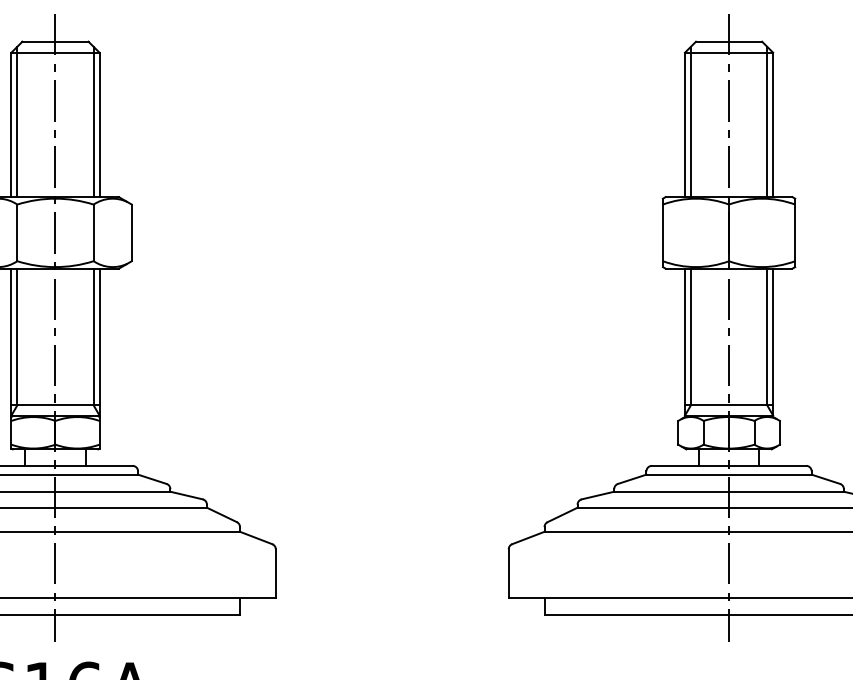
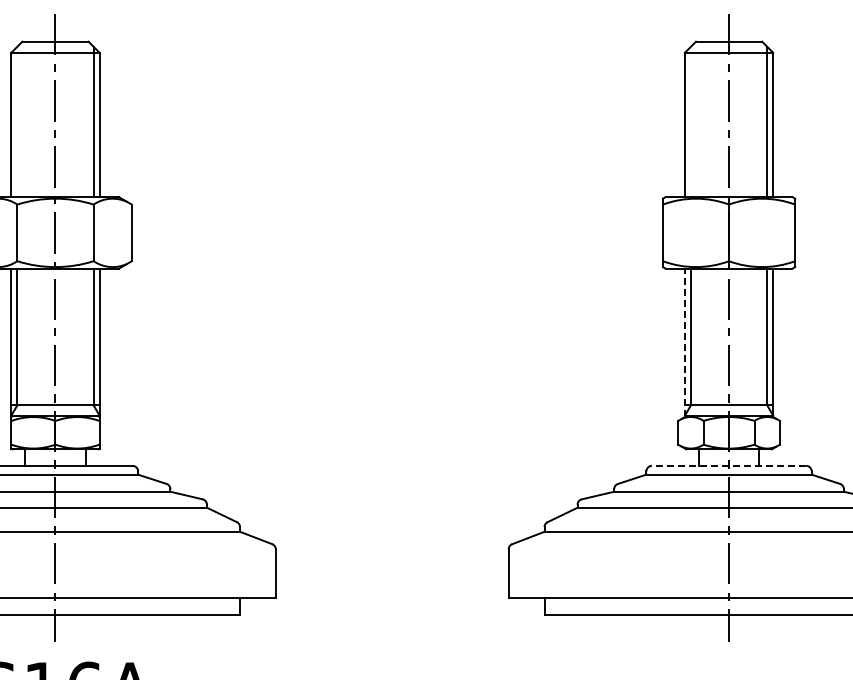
line: present -> none (17, 121)
line: present -> none (691, 121)
line: solid -> dashed (685, 342)
line: solid -> dashed (728, 465)
